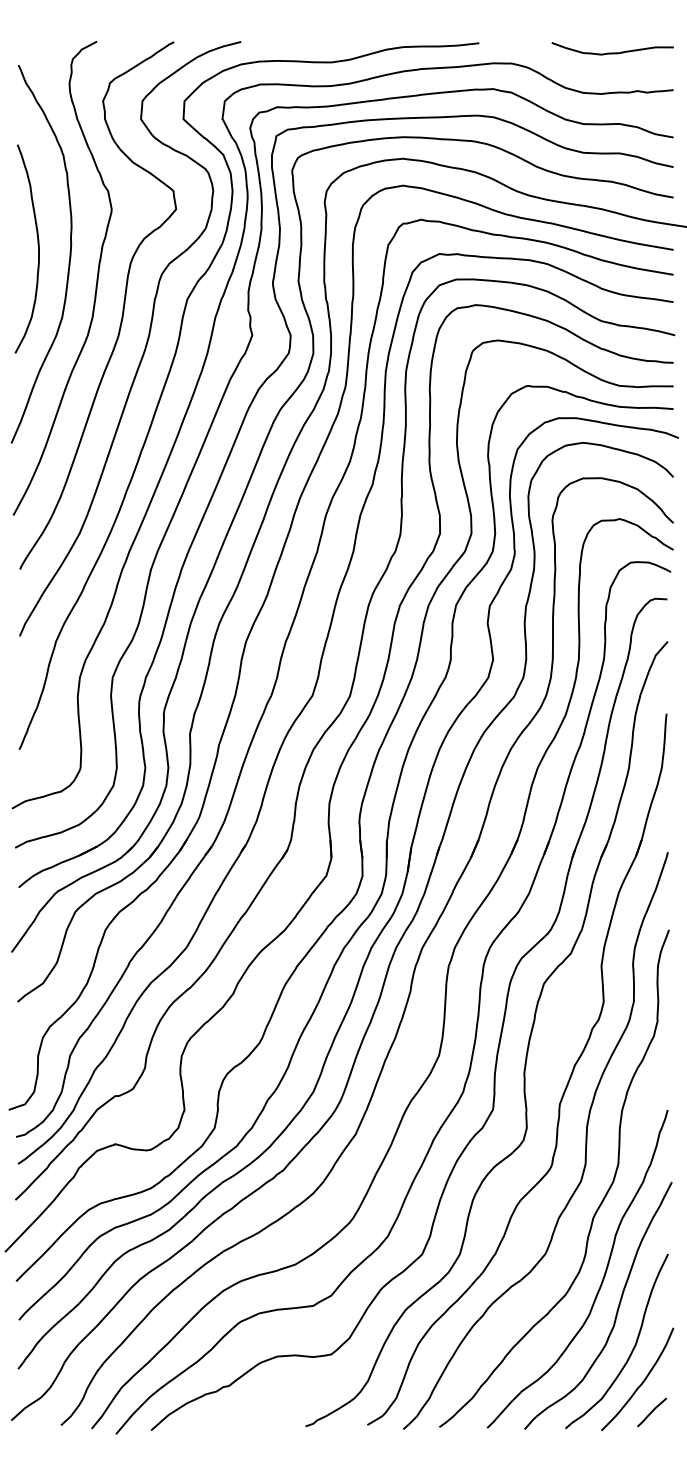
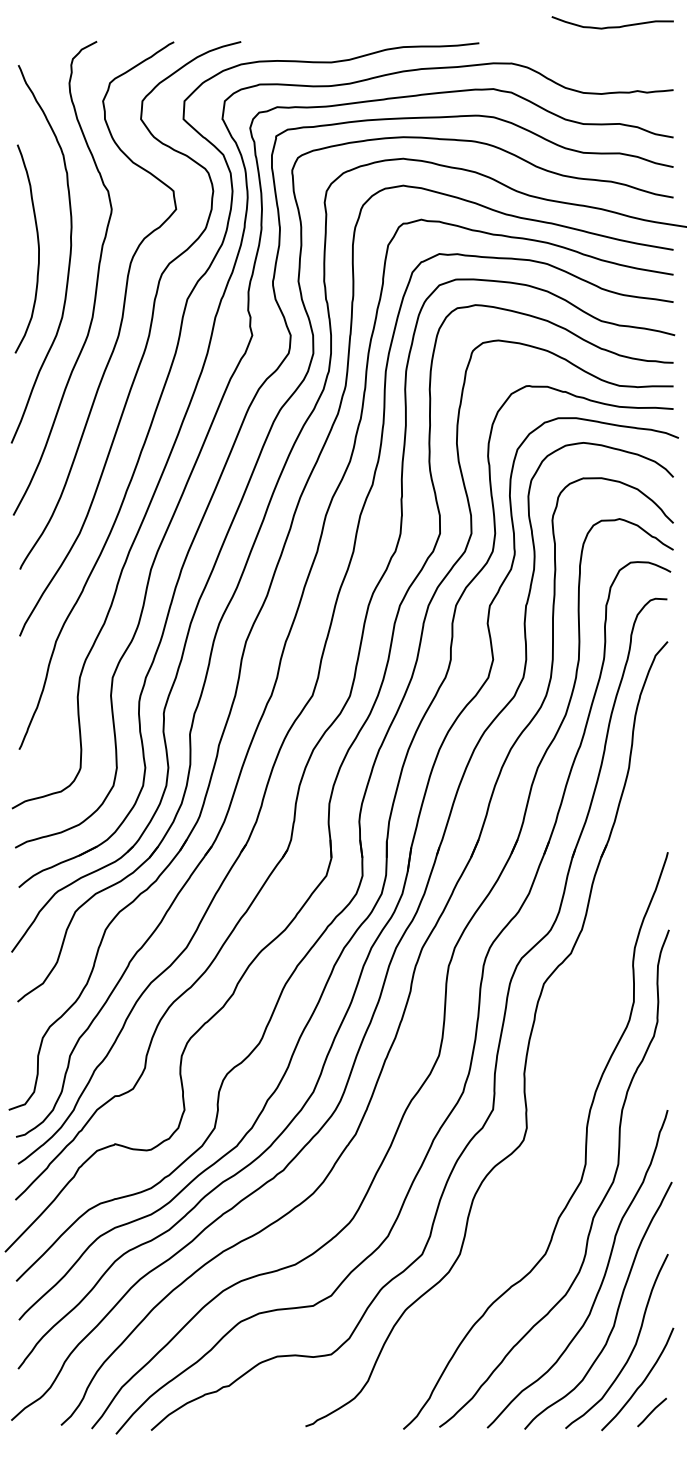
curve position: (612, 52) -> (612, 26) (612, 26)
part: present -> none (565, 1086)
